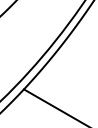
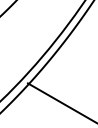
line position: (54, 106) -> (60, 102) (60, 102)
